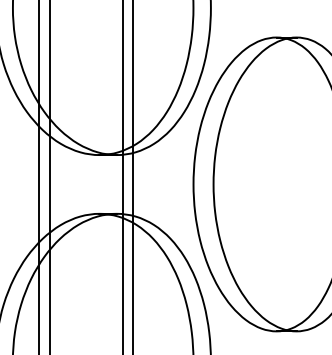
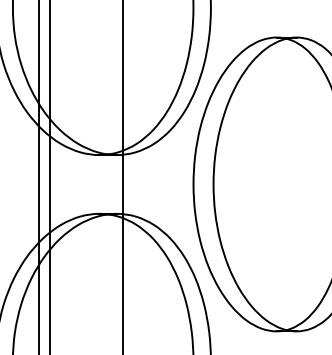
line: present -> none (133, 176)
